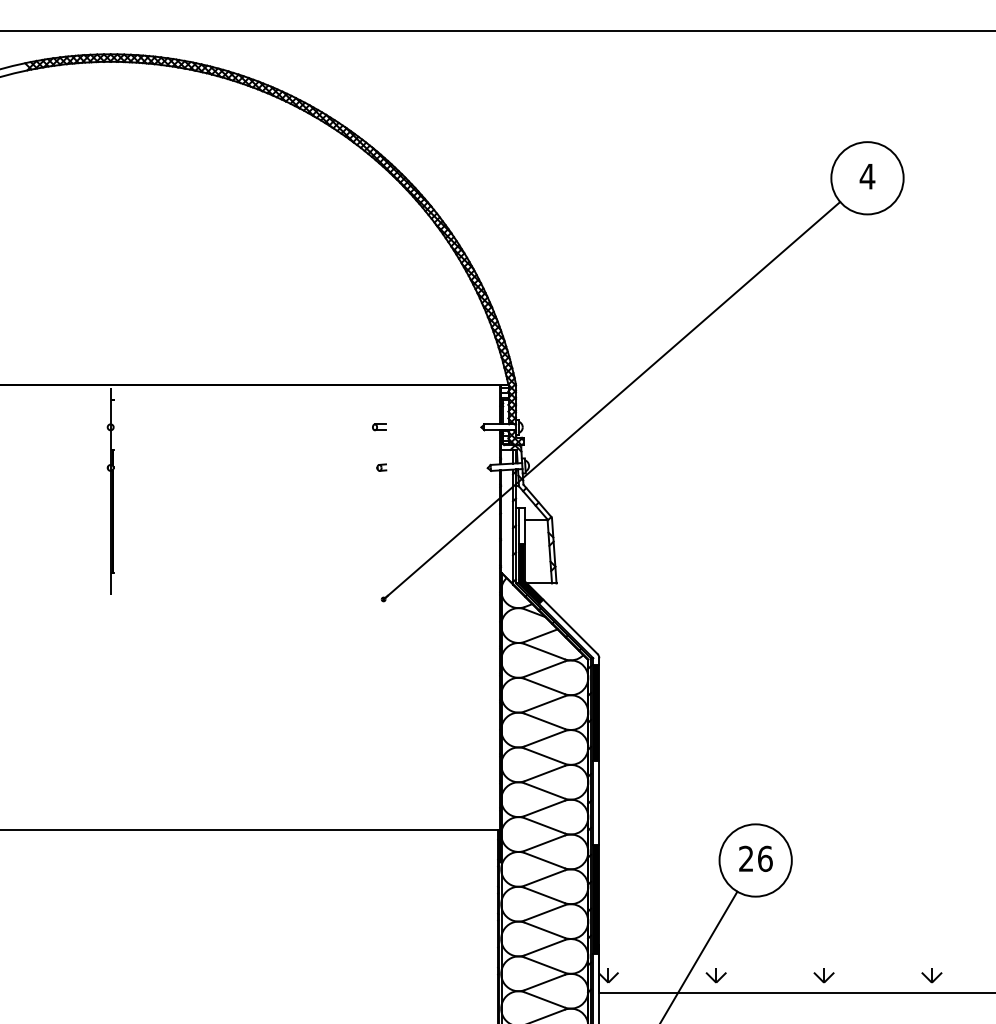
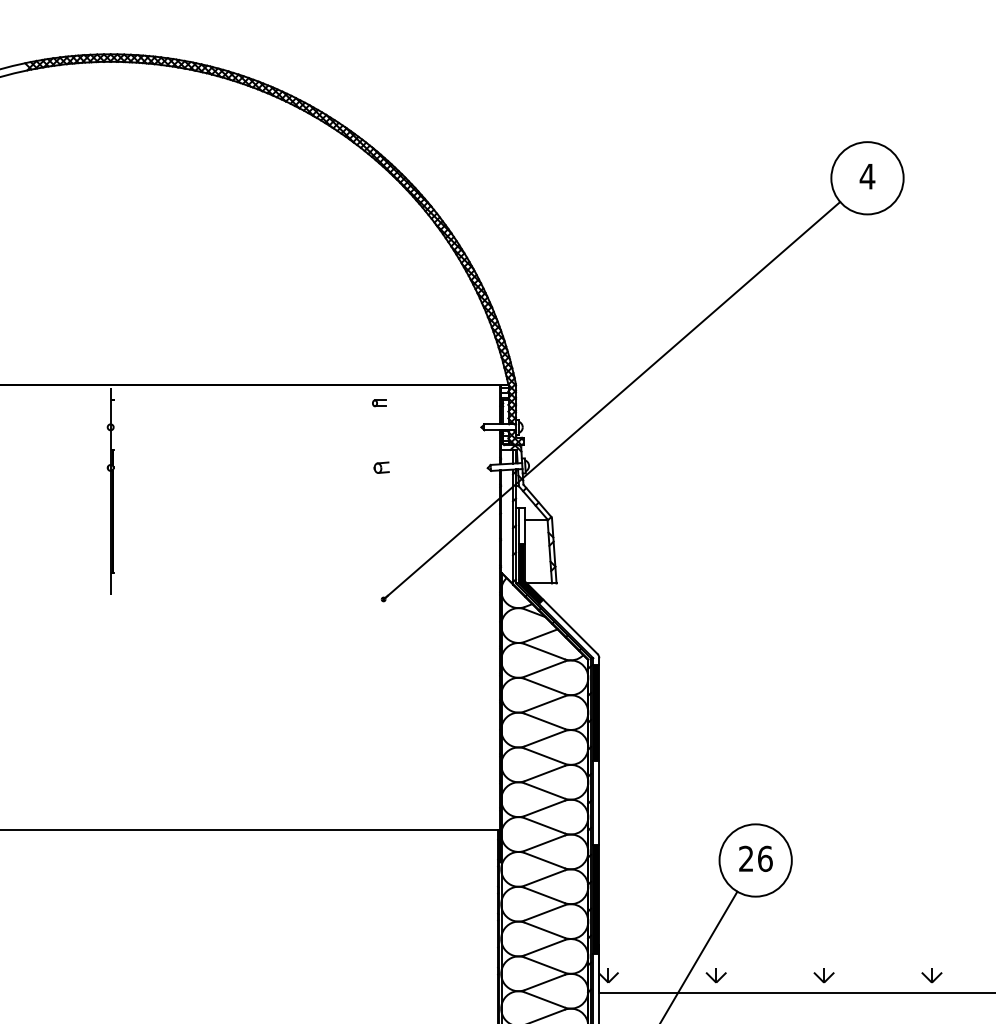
line: present -> none (497, 30)
part position: (379, 427) -> (379, 403) (379, 403)
part size: 12x9 px -> 17x13 px (381, 467)
